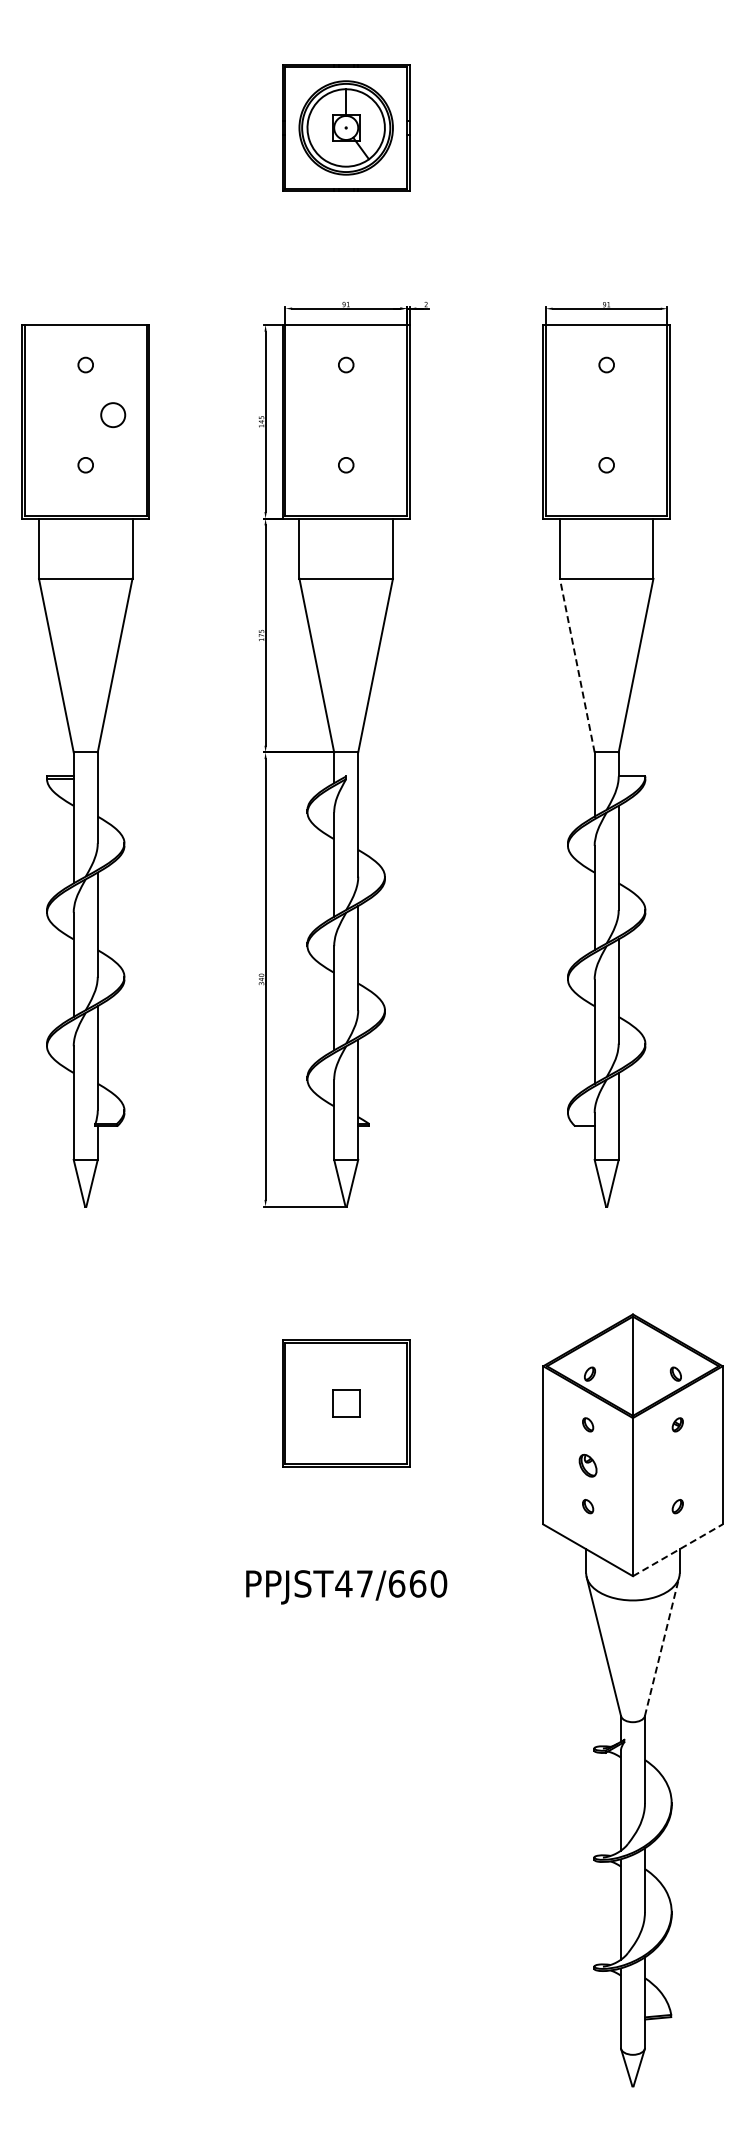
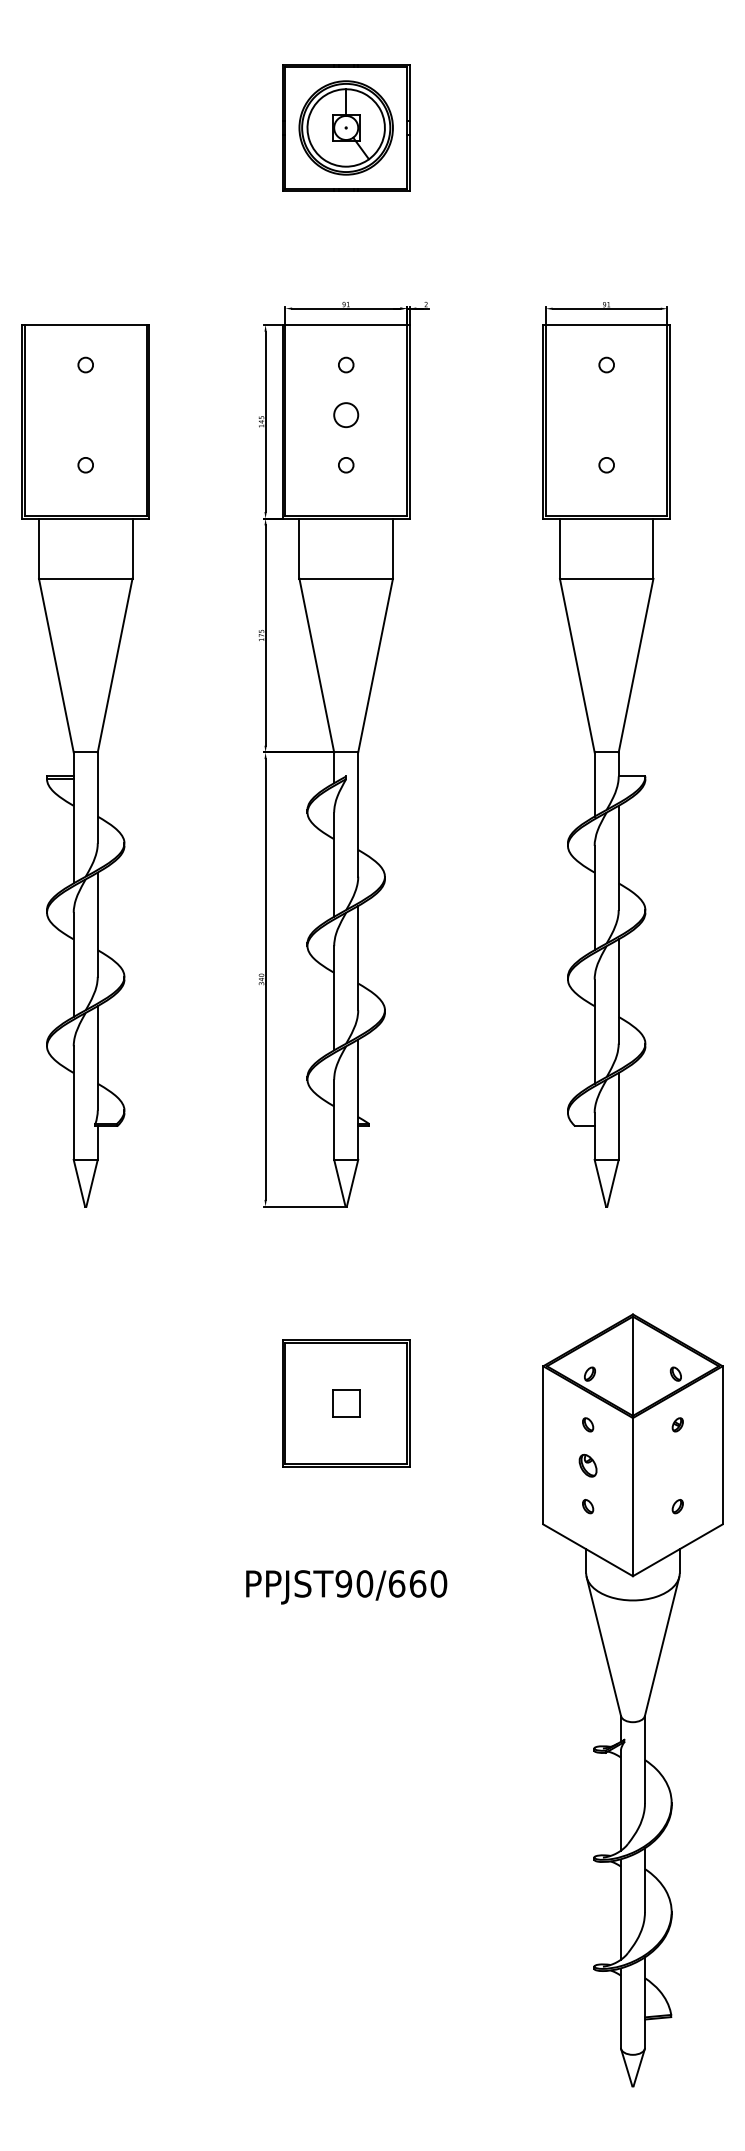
circle position: (113, 415) -> (346, 415) (346, 415)
line: dashed -> solid (577, 665)
line: dashed -> solid (677, 1550)
text: PPJST47/660 -> PPJST90/660 (354, 1583)
line: dashed -> solid (662, 1646)
